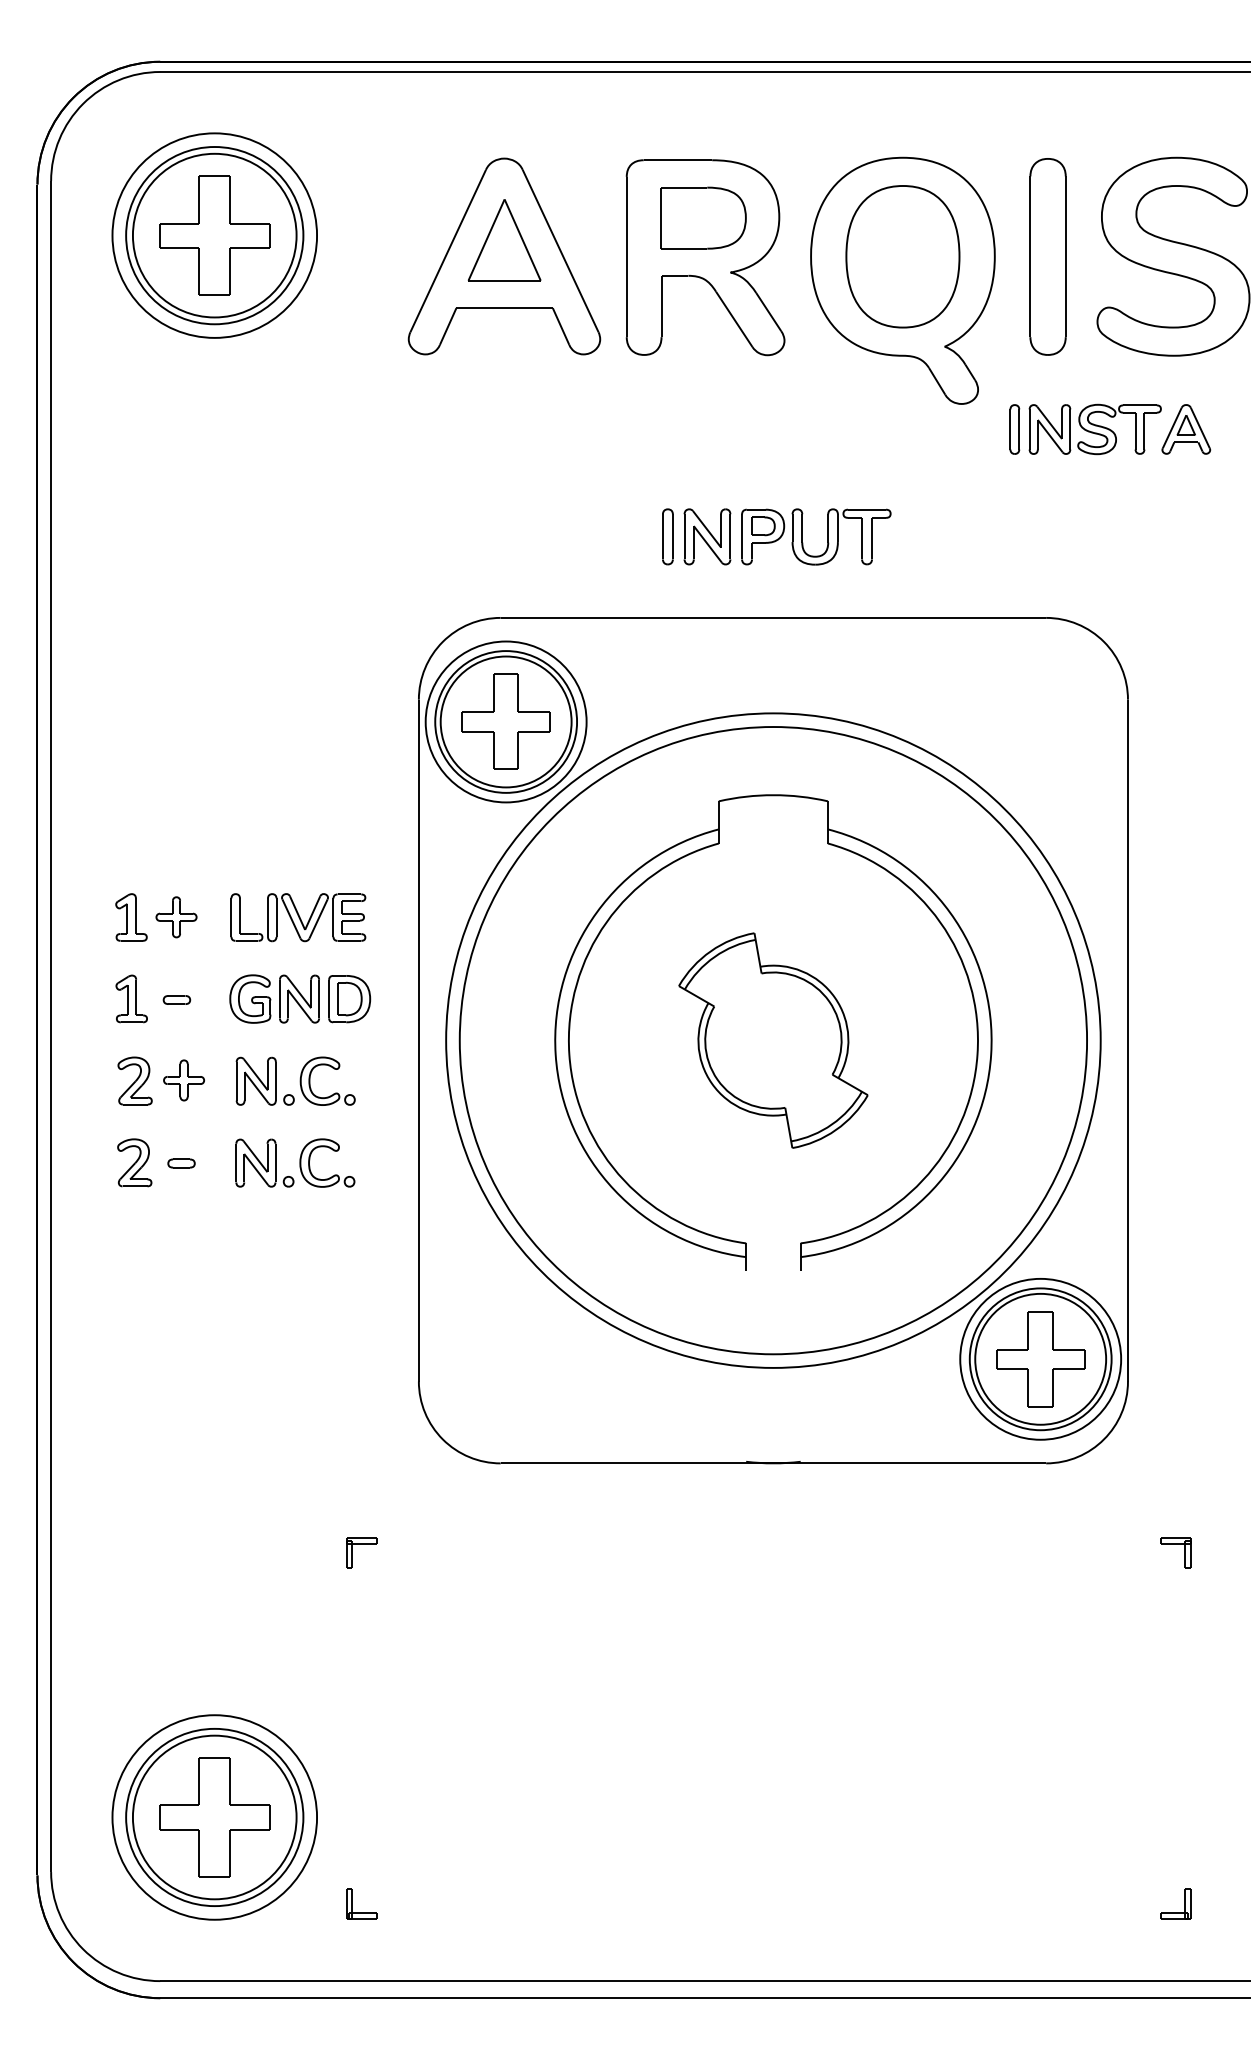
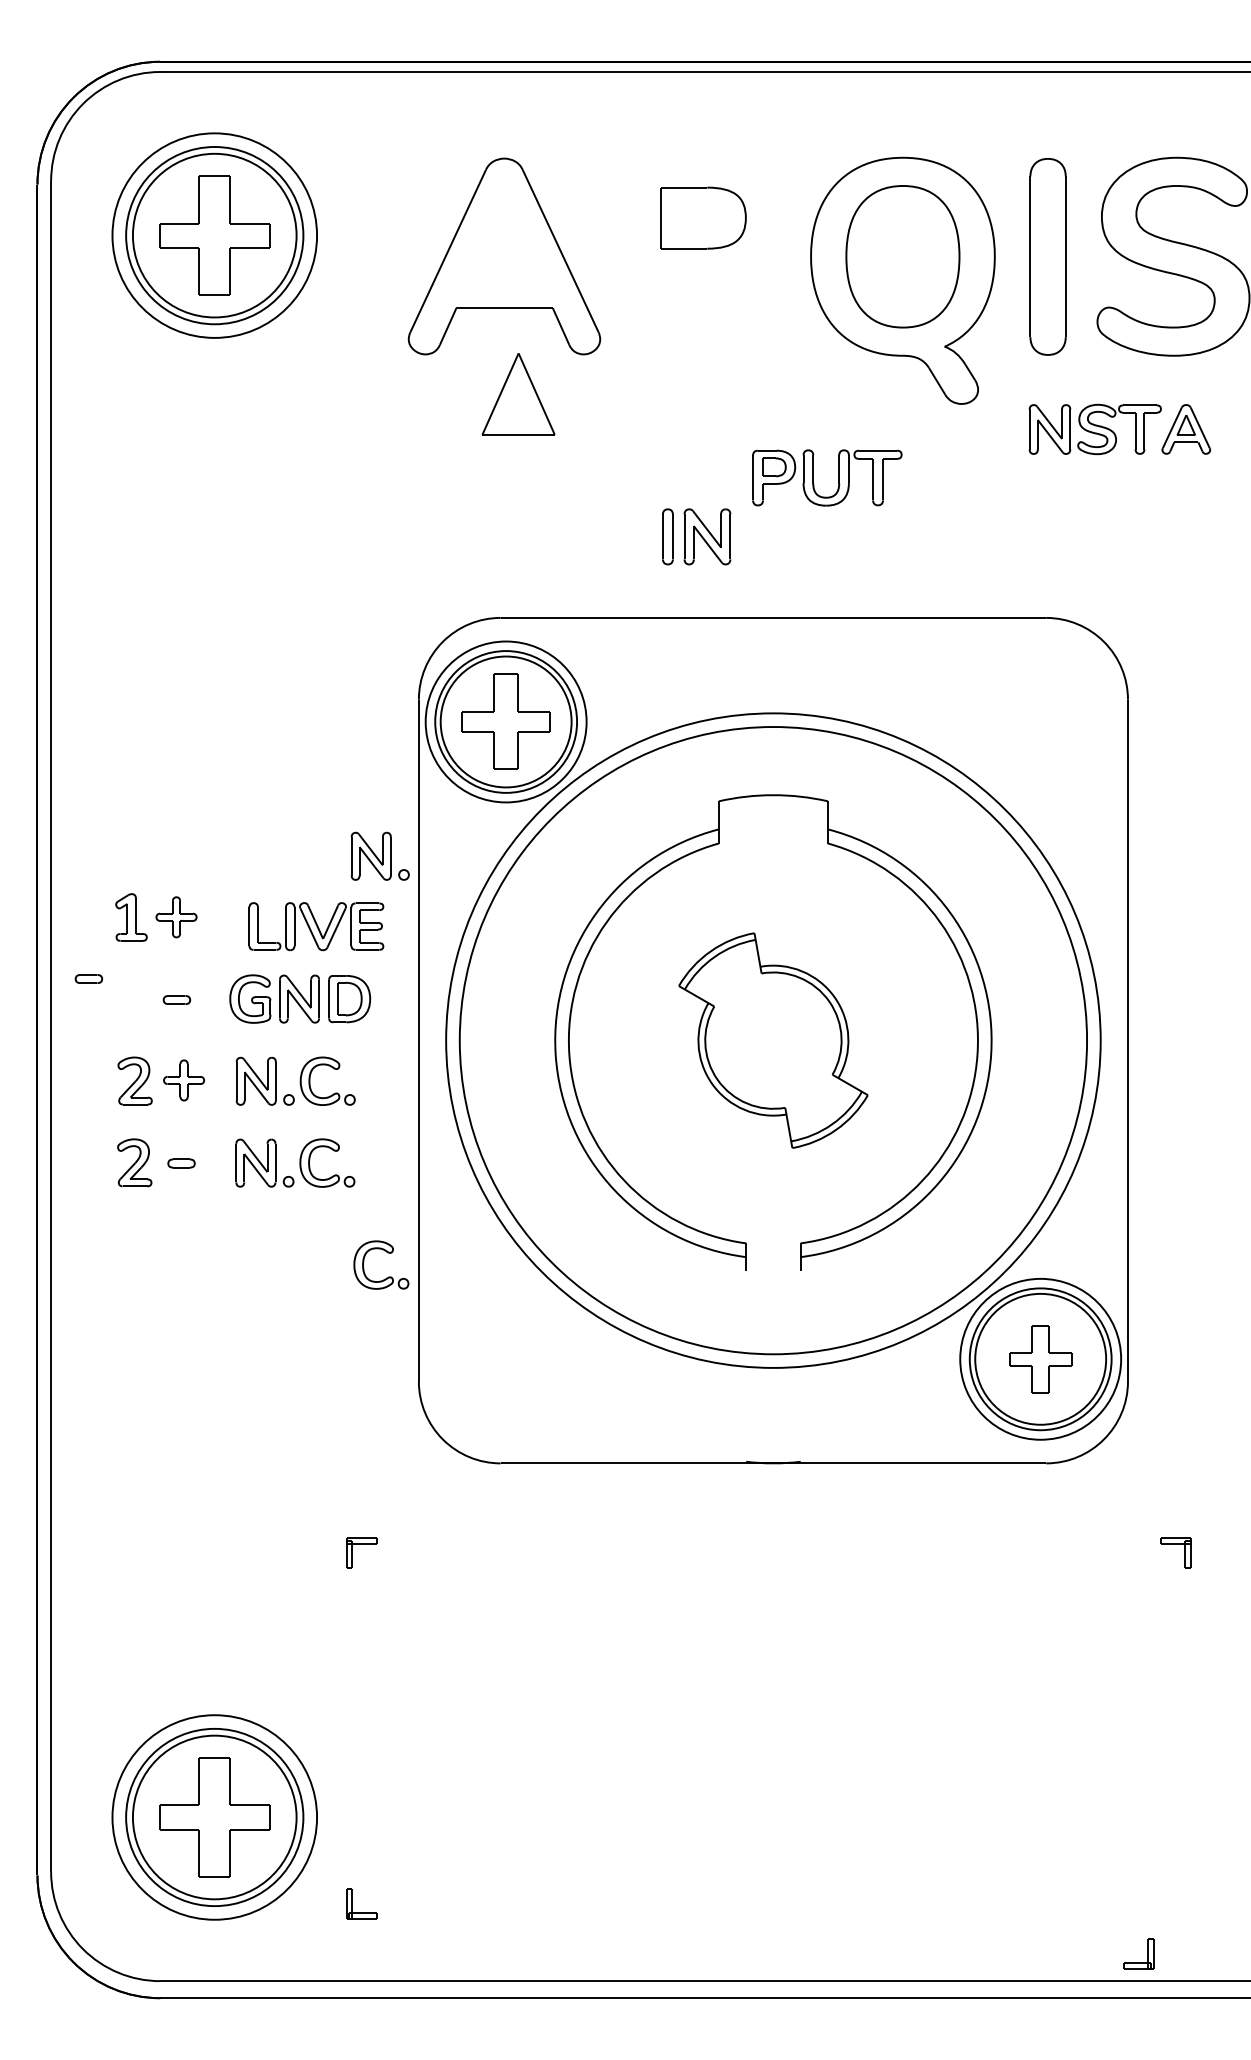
part position: (504, 240) -> (518, 394) (518, 394)
part: present -> none (705, 257)
part: present -> none (1014, 429)
part position: (827, 536) -> (838, 477) (838, 477)
part: none -> present (379, 855)
part position: (298, 917) -> (316, 926) (316, 926)
part: none -> present (88, 978)
part: present -> none (131, 998)
part: none -> present (386, 1252)
part size: 90x97 px -> 64x69 px (1040, 1359)
part position: (1184, 1903) -> (1147, 1953) (1147, 1953)
